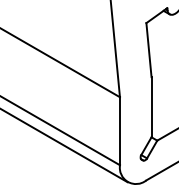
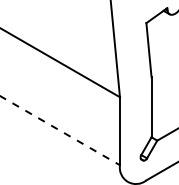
line: solid -> dashed (60, 130)
line: present -> none (64, 145)
